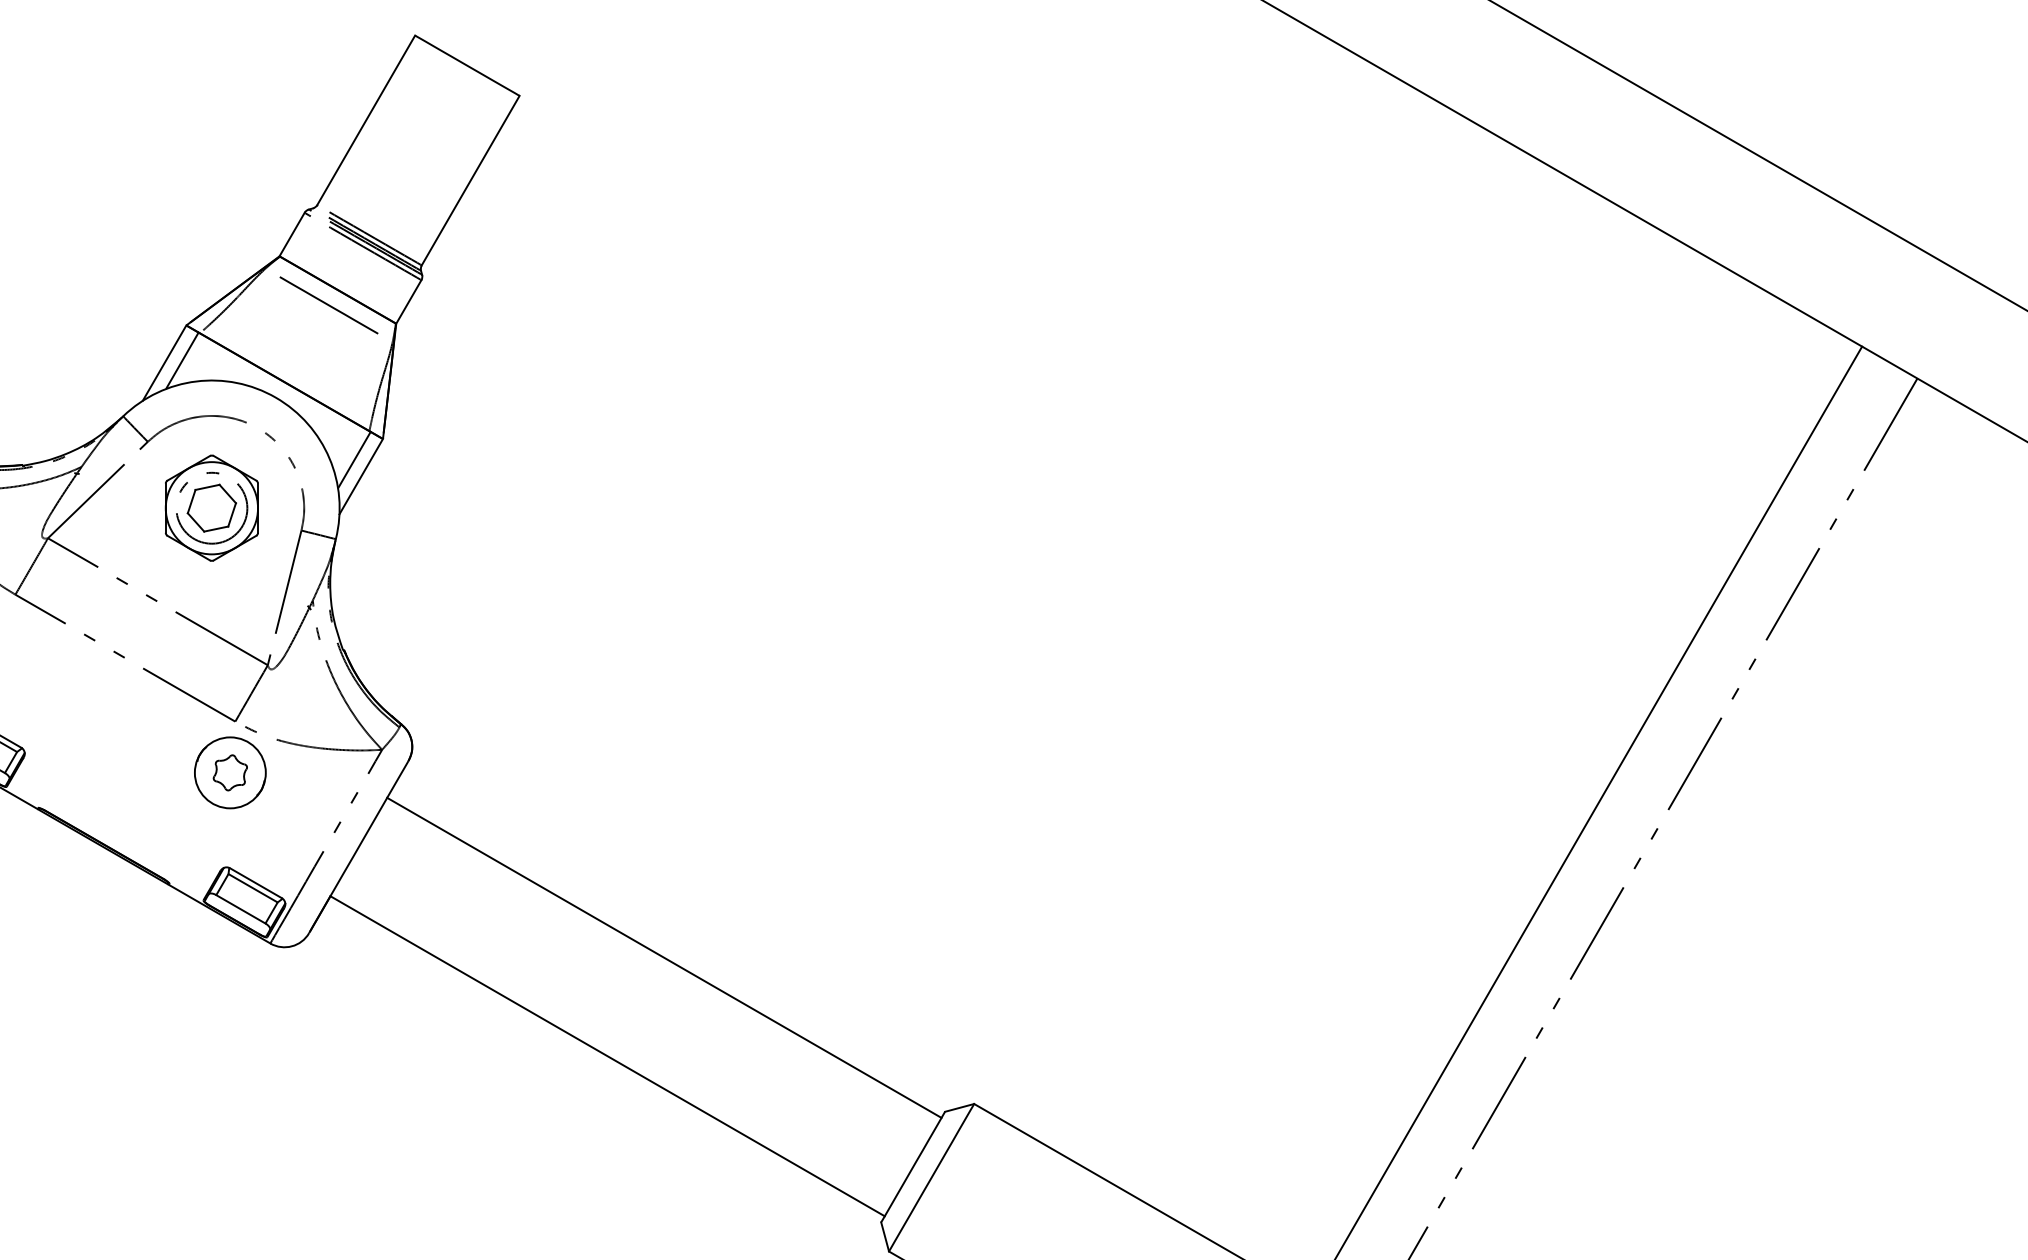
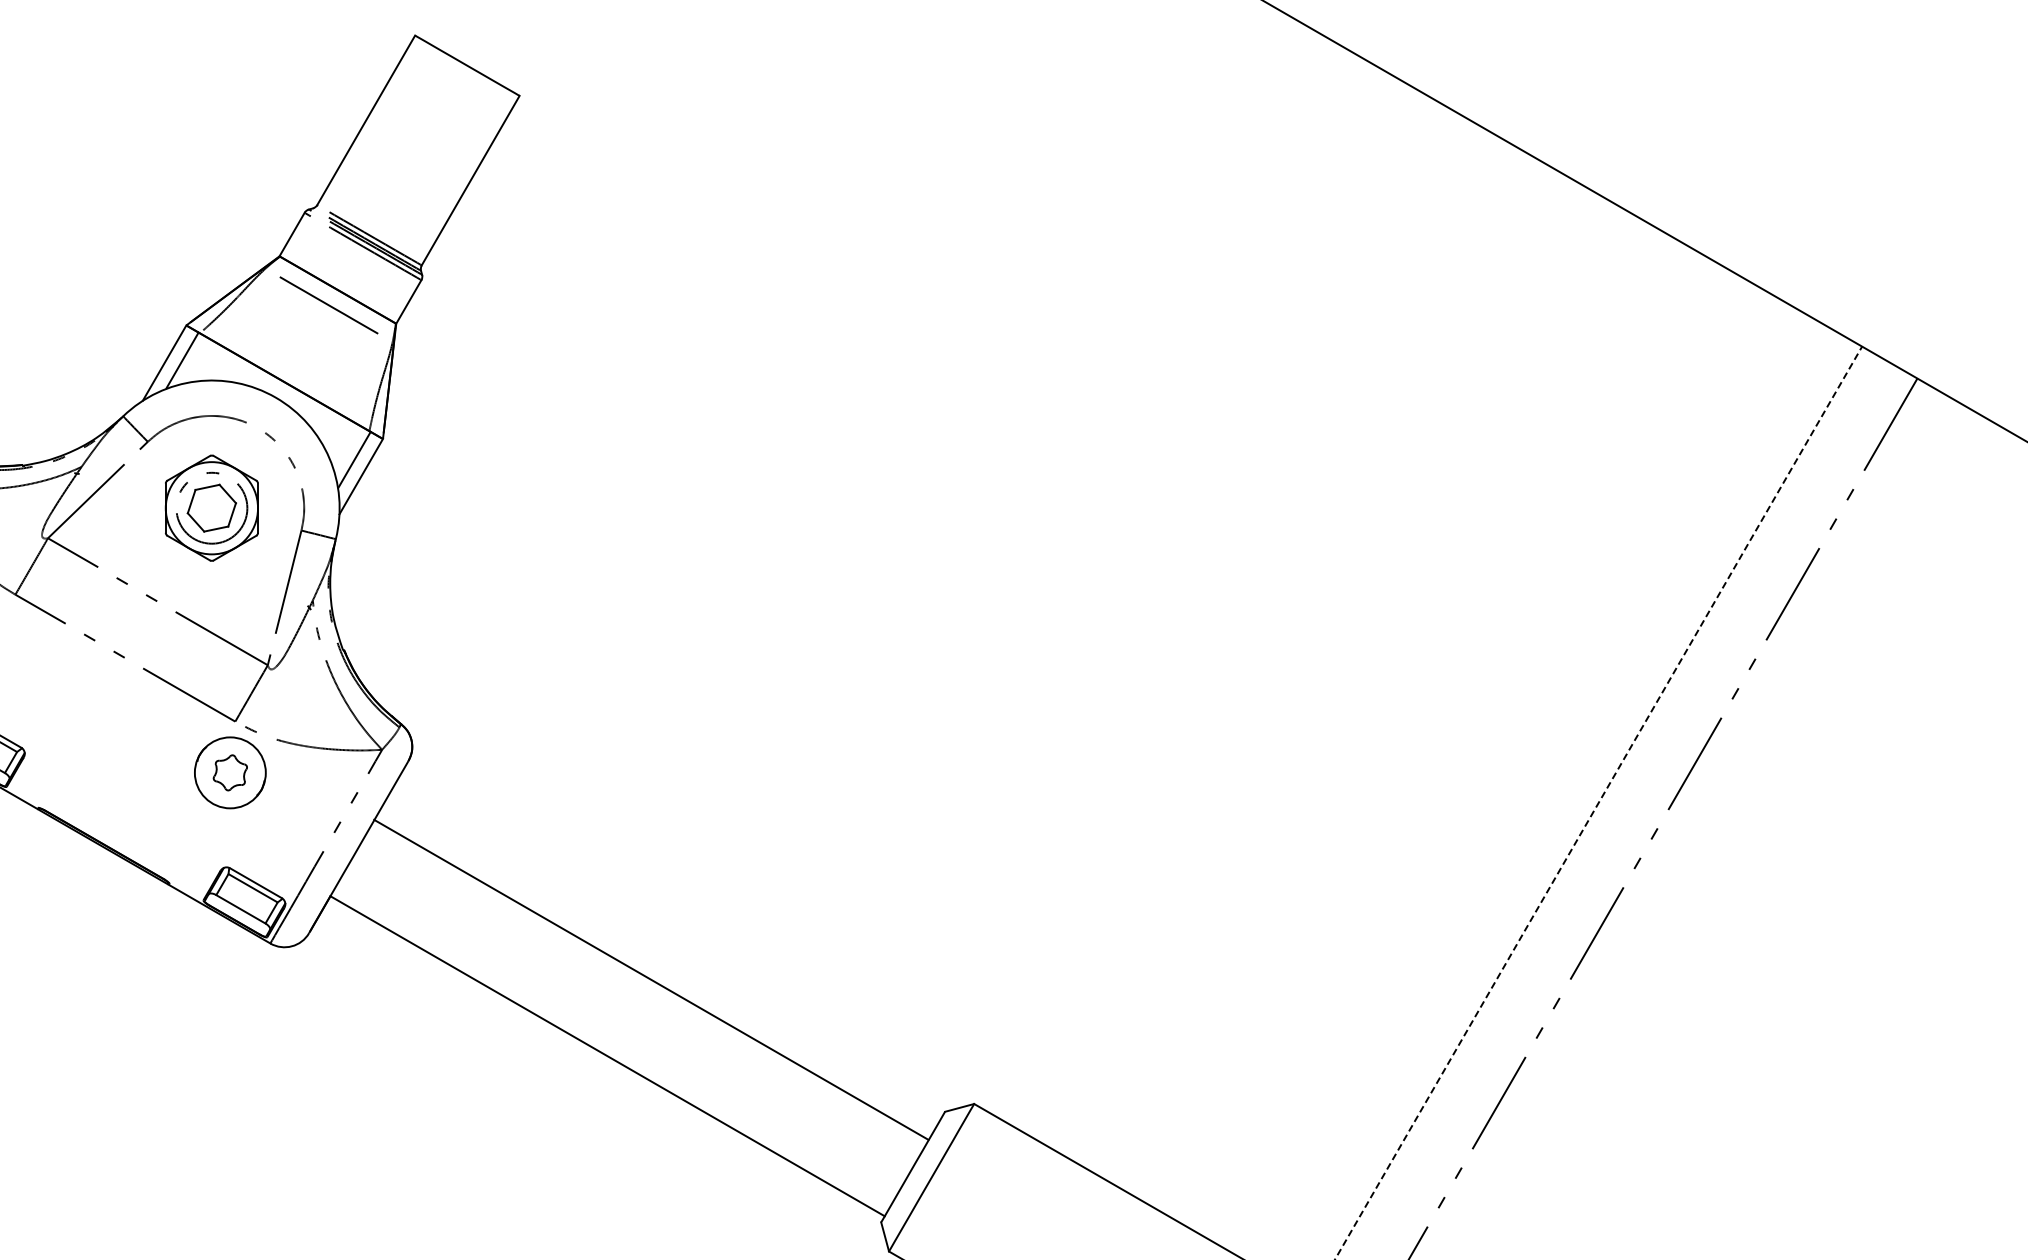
line: present -> none (1758, 155)
line: solid -> dashed (1598, 802)
line position: (664, 957) -> (651, 979) (651, 979)
